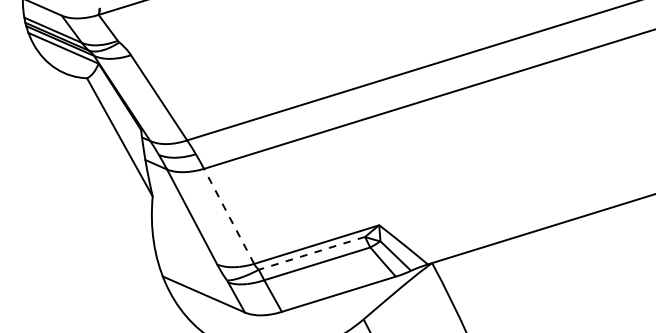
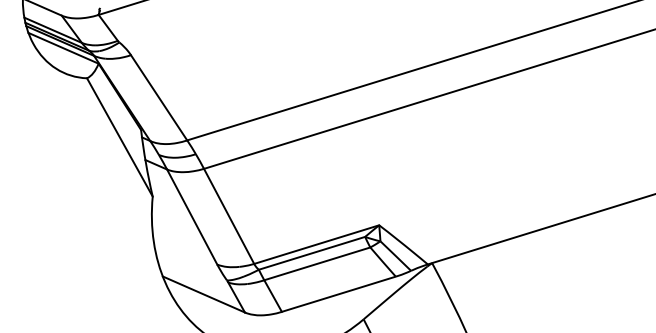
line: dashed -> solid (229, 216)
line: dashed -> solid (311, 253)
